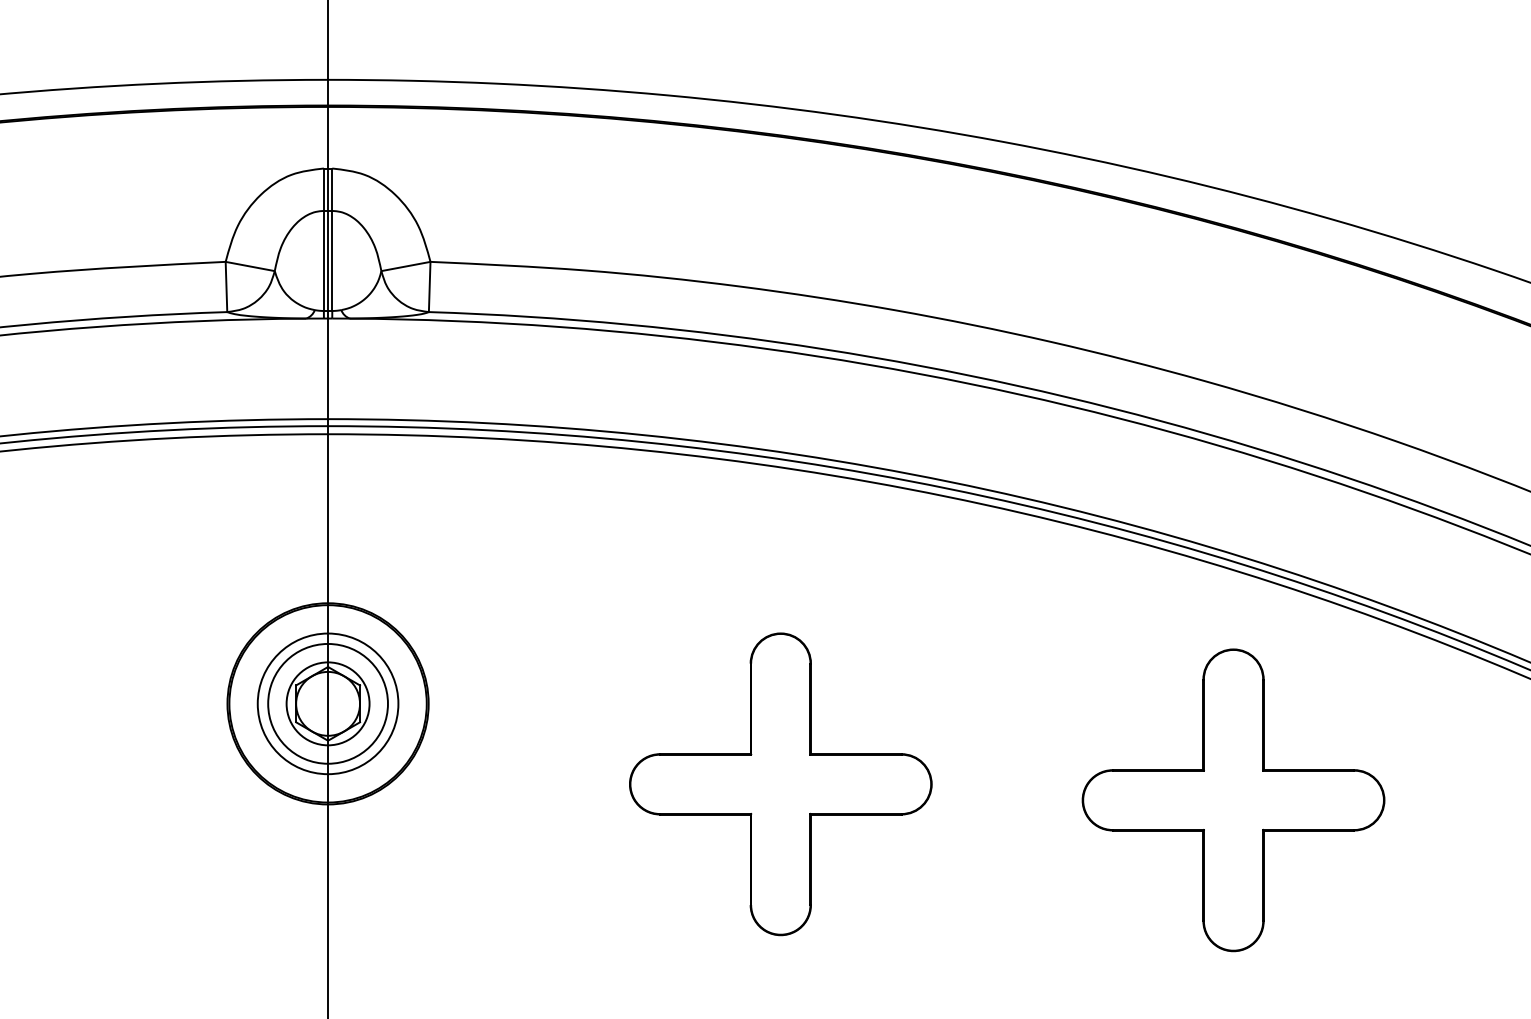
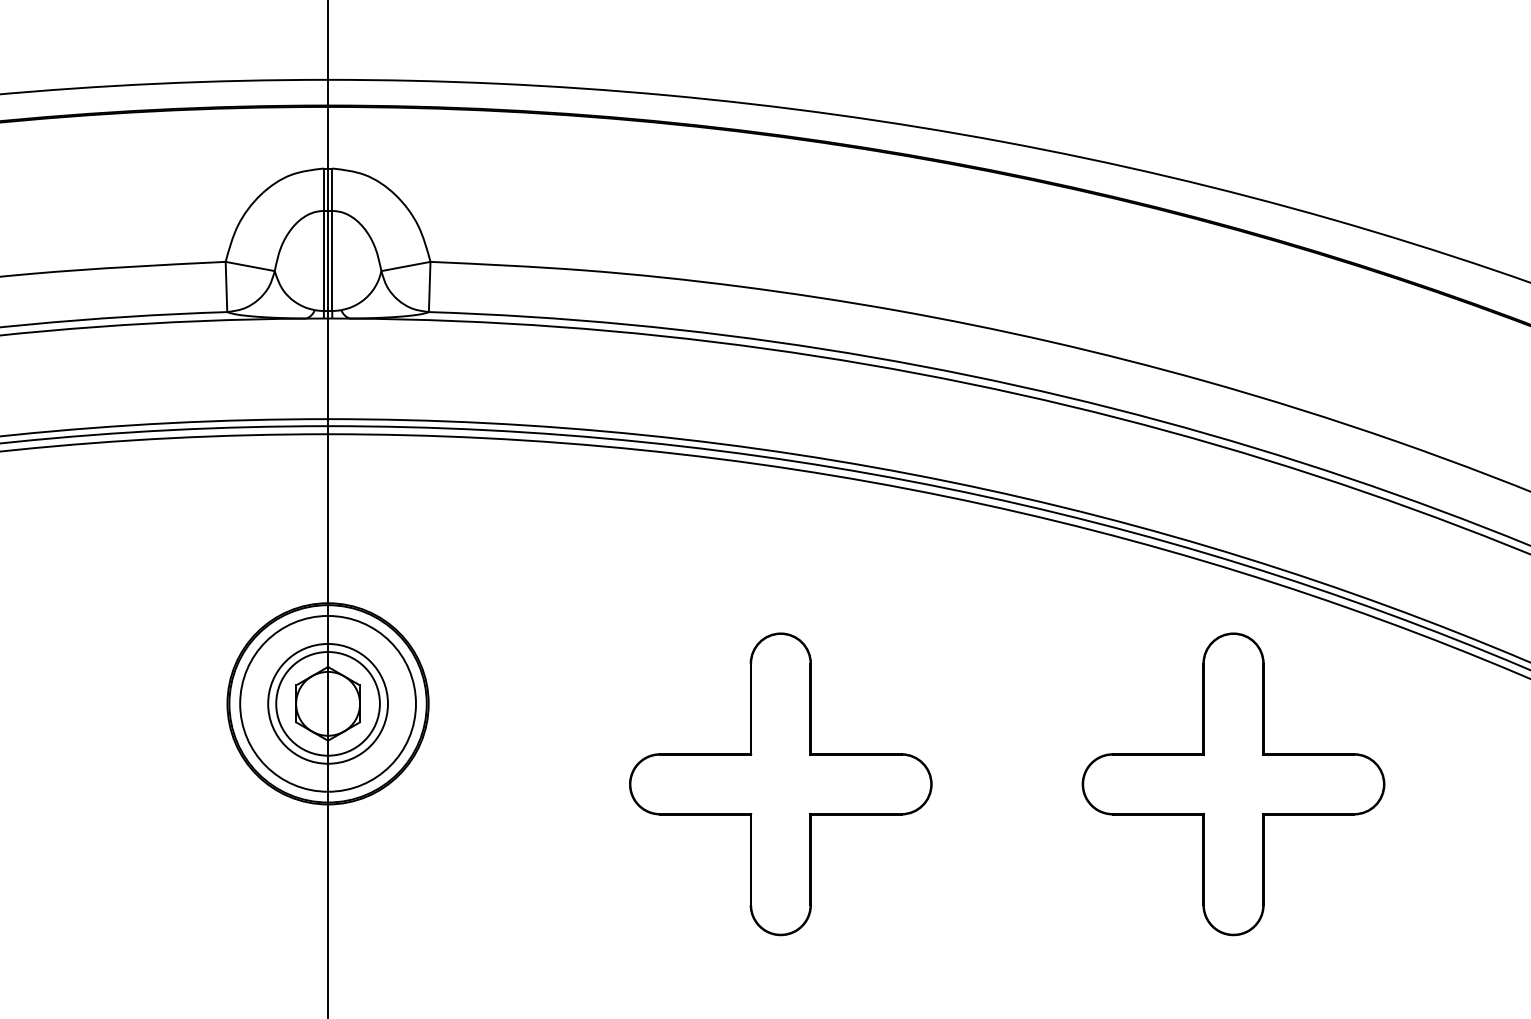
circle diameter: 141 px -> 176 px (327, 703)
circle diameter: 83 px -> 104 px (327, 703)
part position: (1233, 800) -> (1233, 784) (1233, 784)
